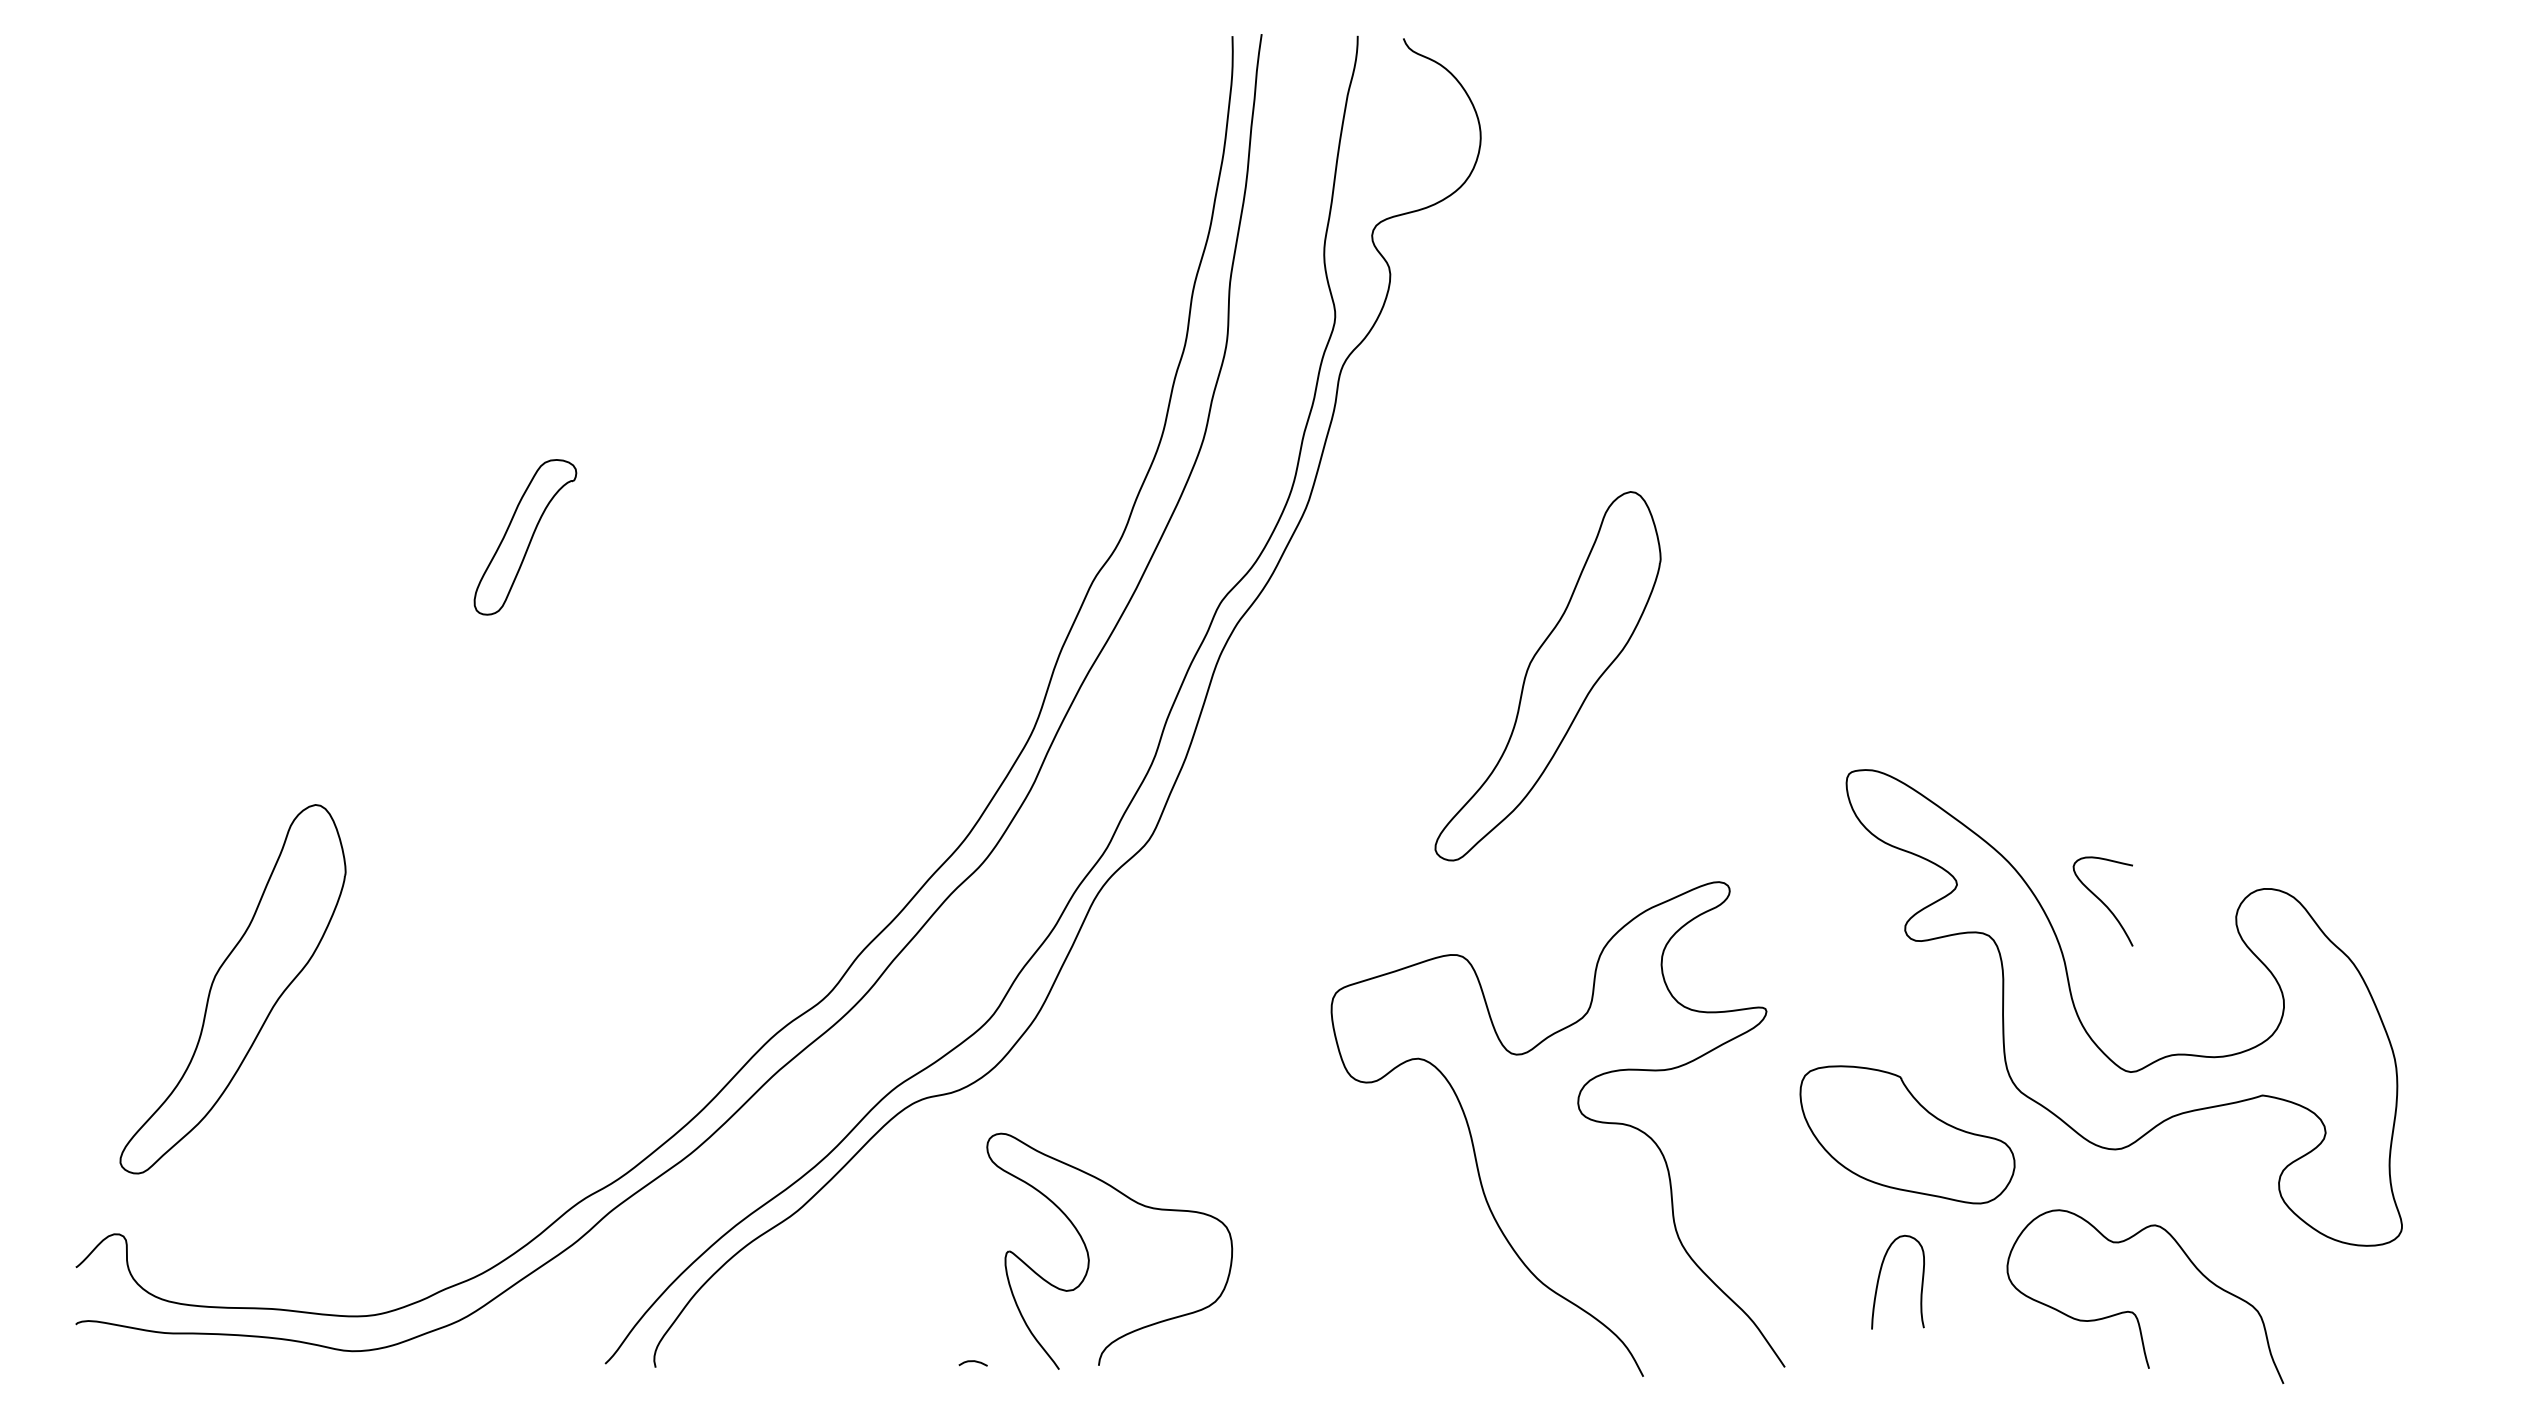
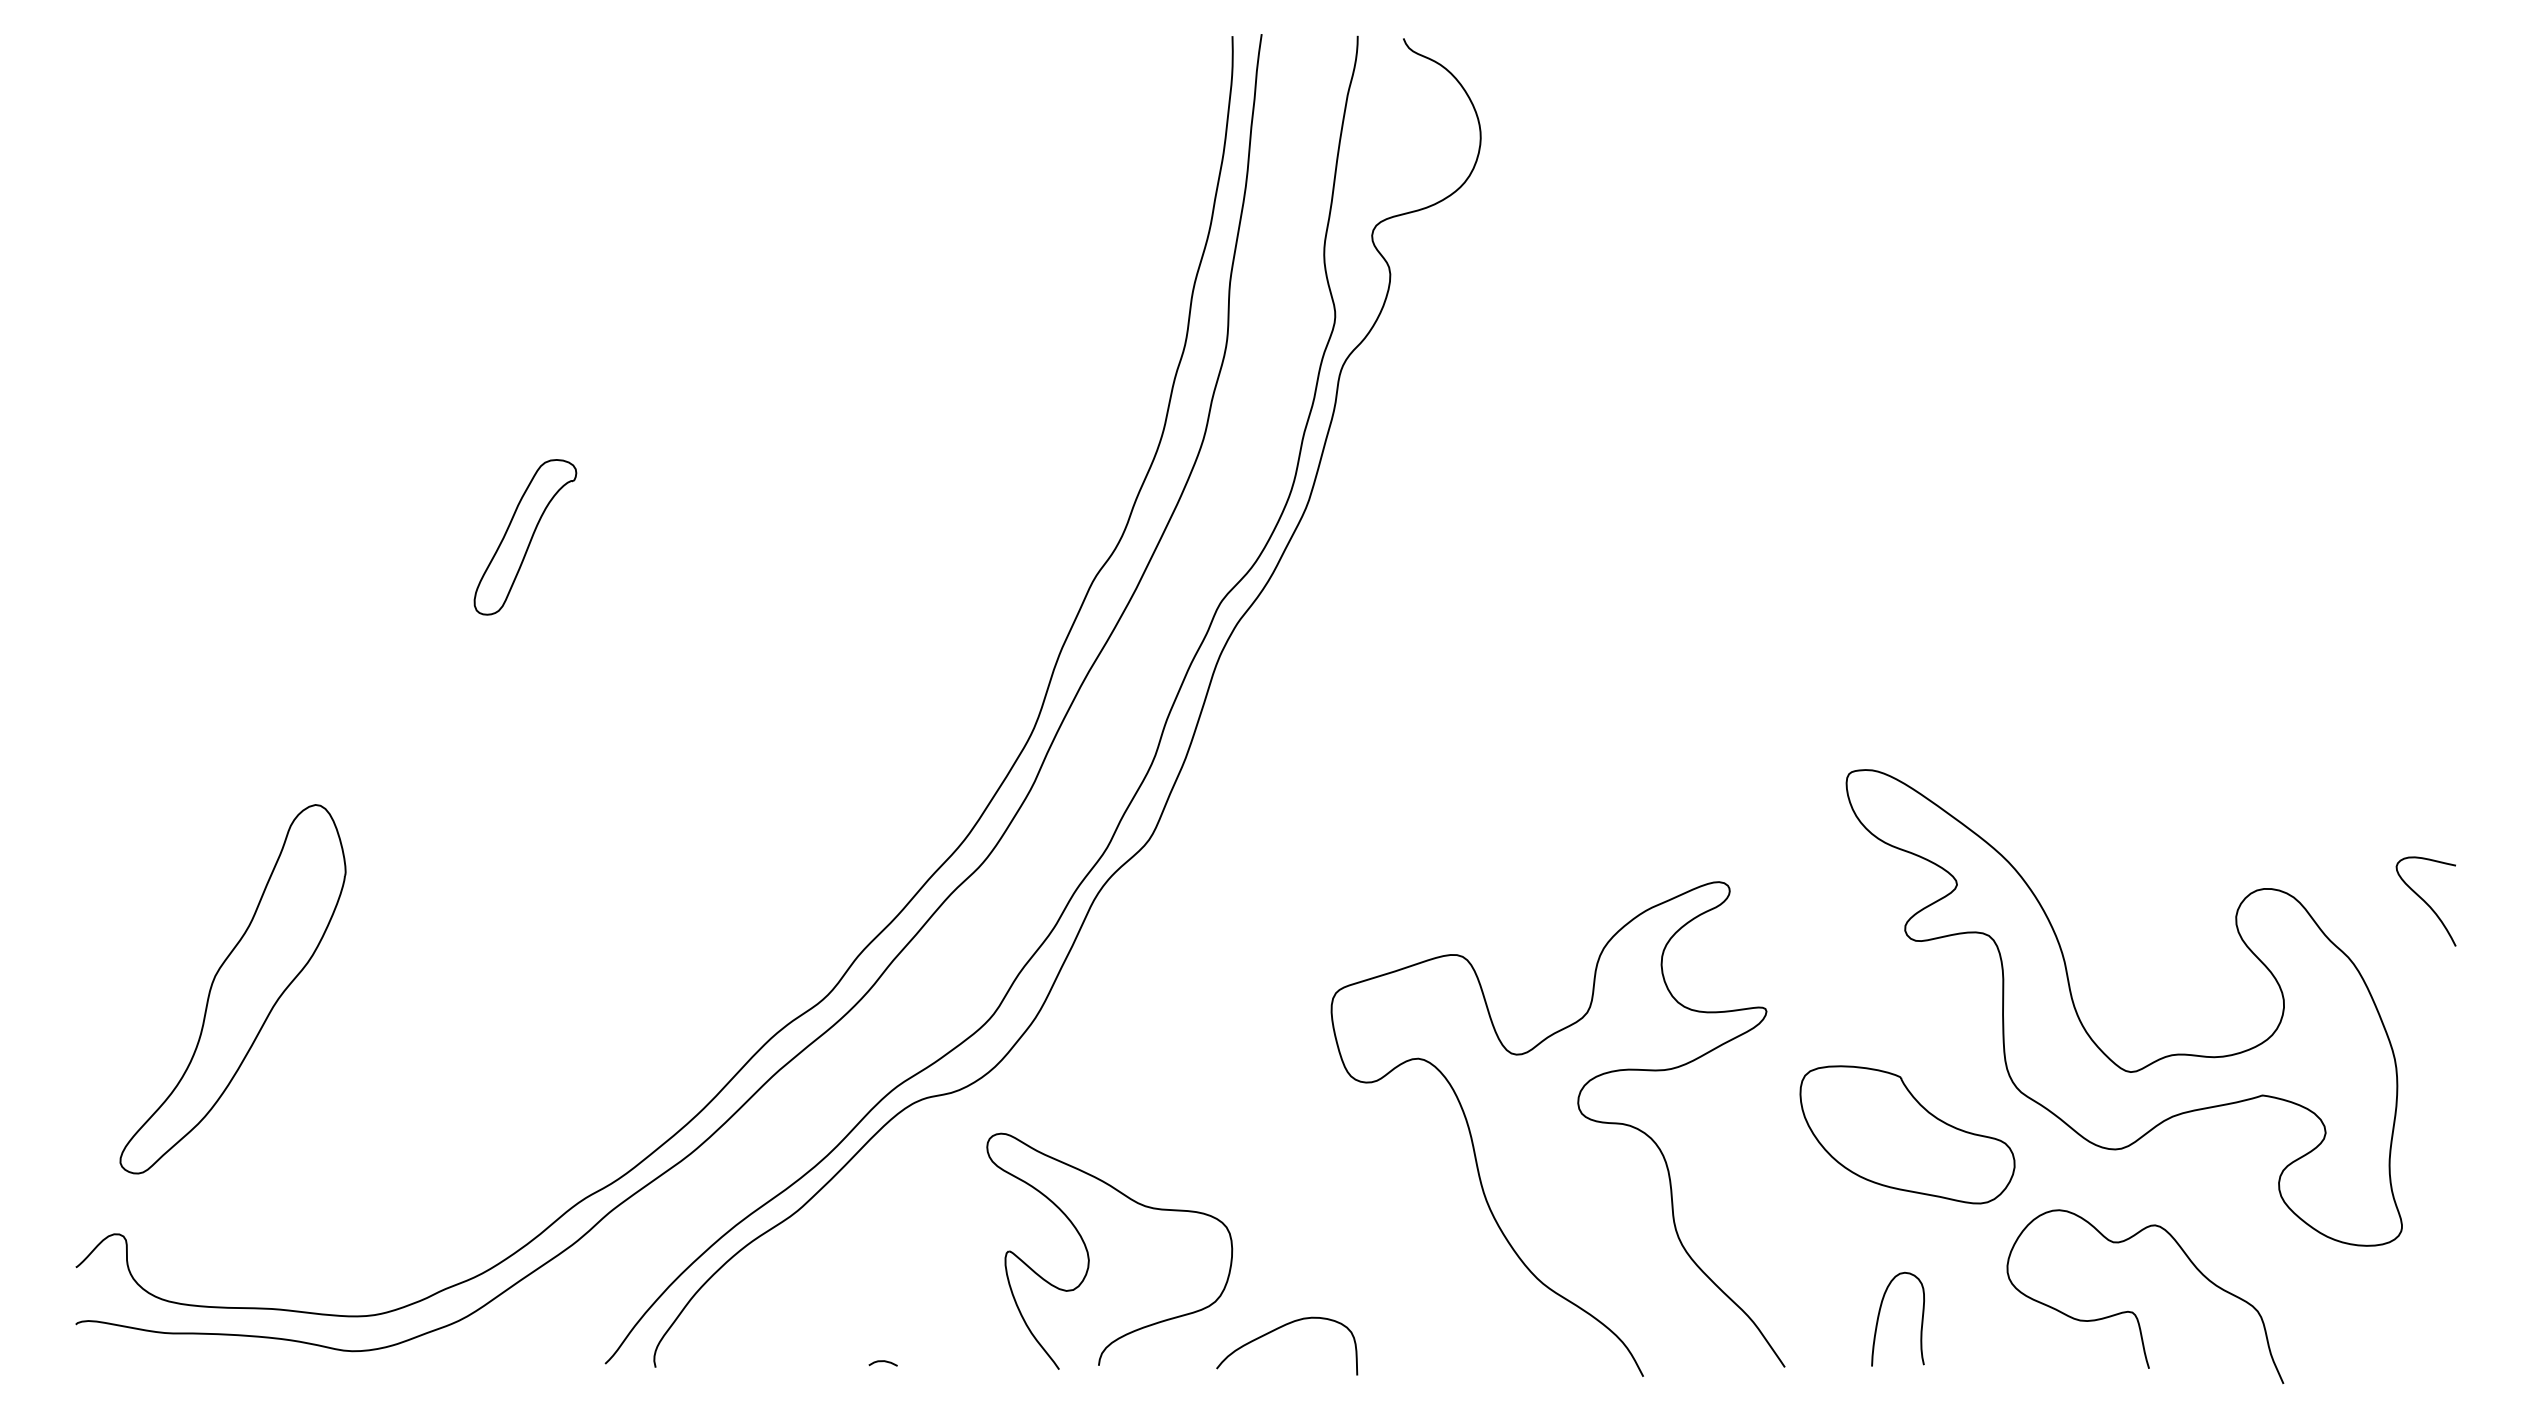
part: present -> none (1547, 676)
curve position: (2102, 901) -> (2425, 901) (2425, 901)
curve position: (1880, 1275) -> (1880, 1312) (1880, 1312)
curve: none -> present (1278, 1329)
curve position: (972, 1362) -> (882, 1362) (882, 1362)
